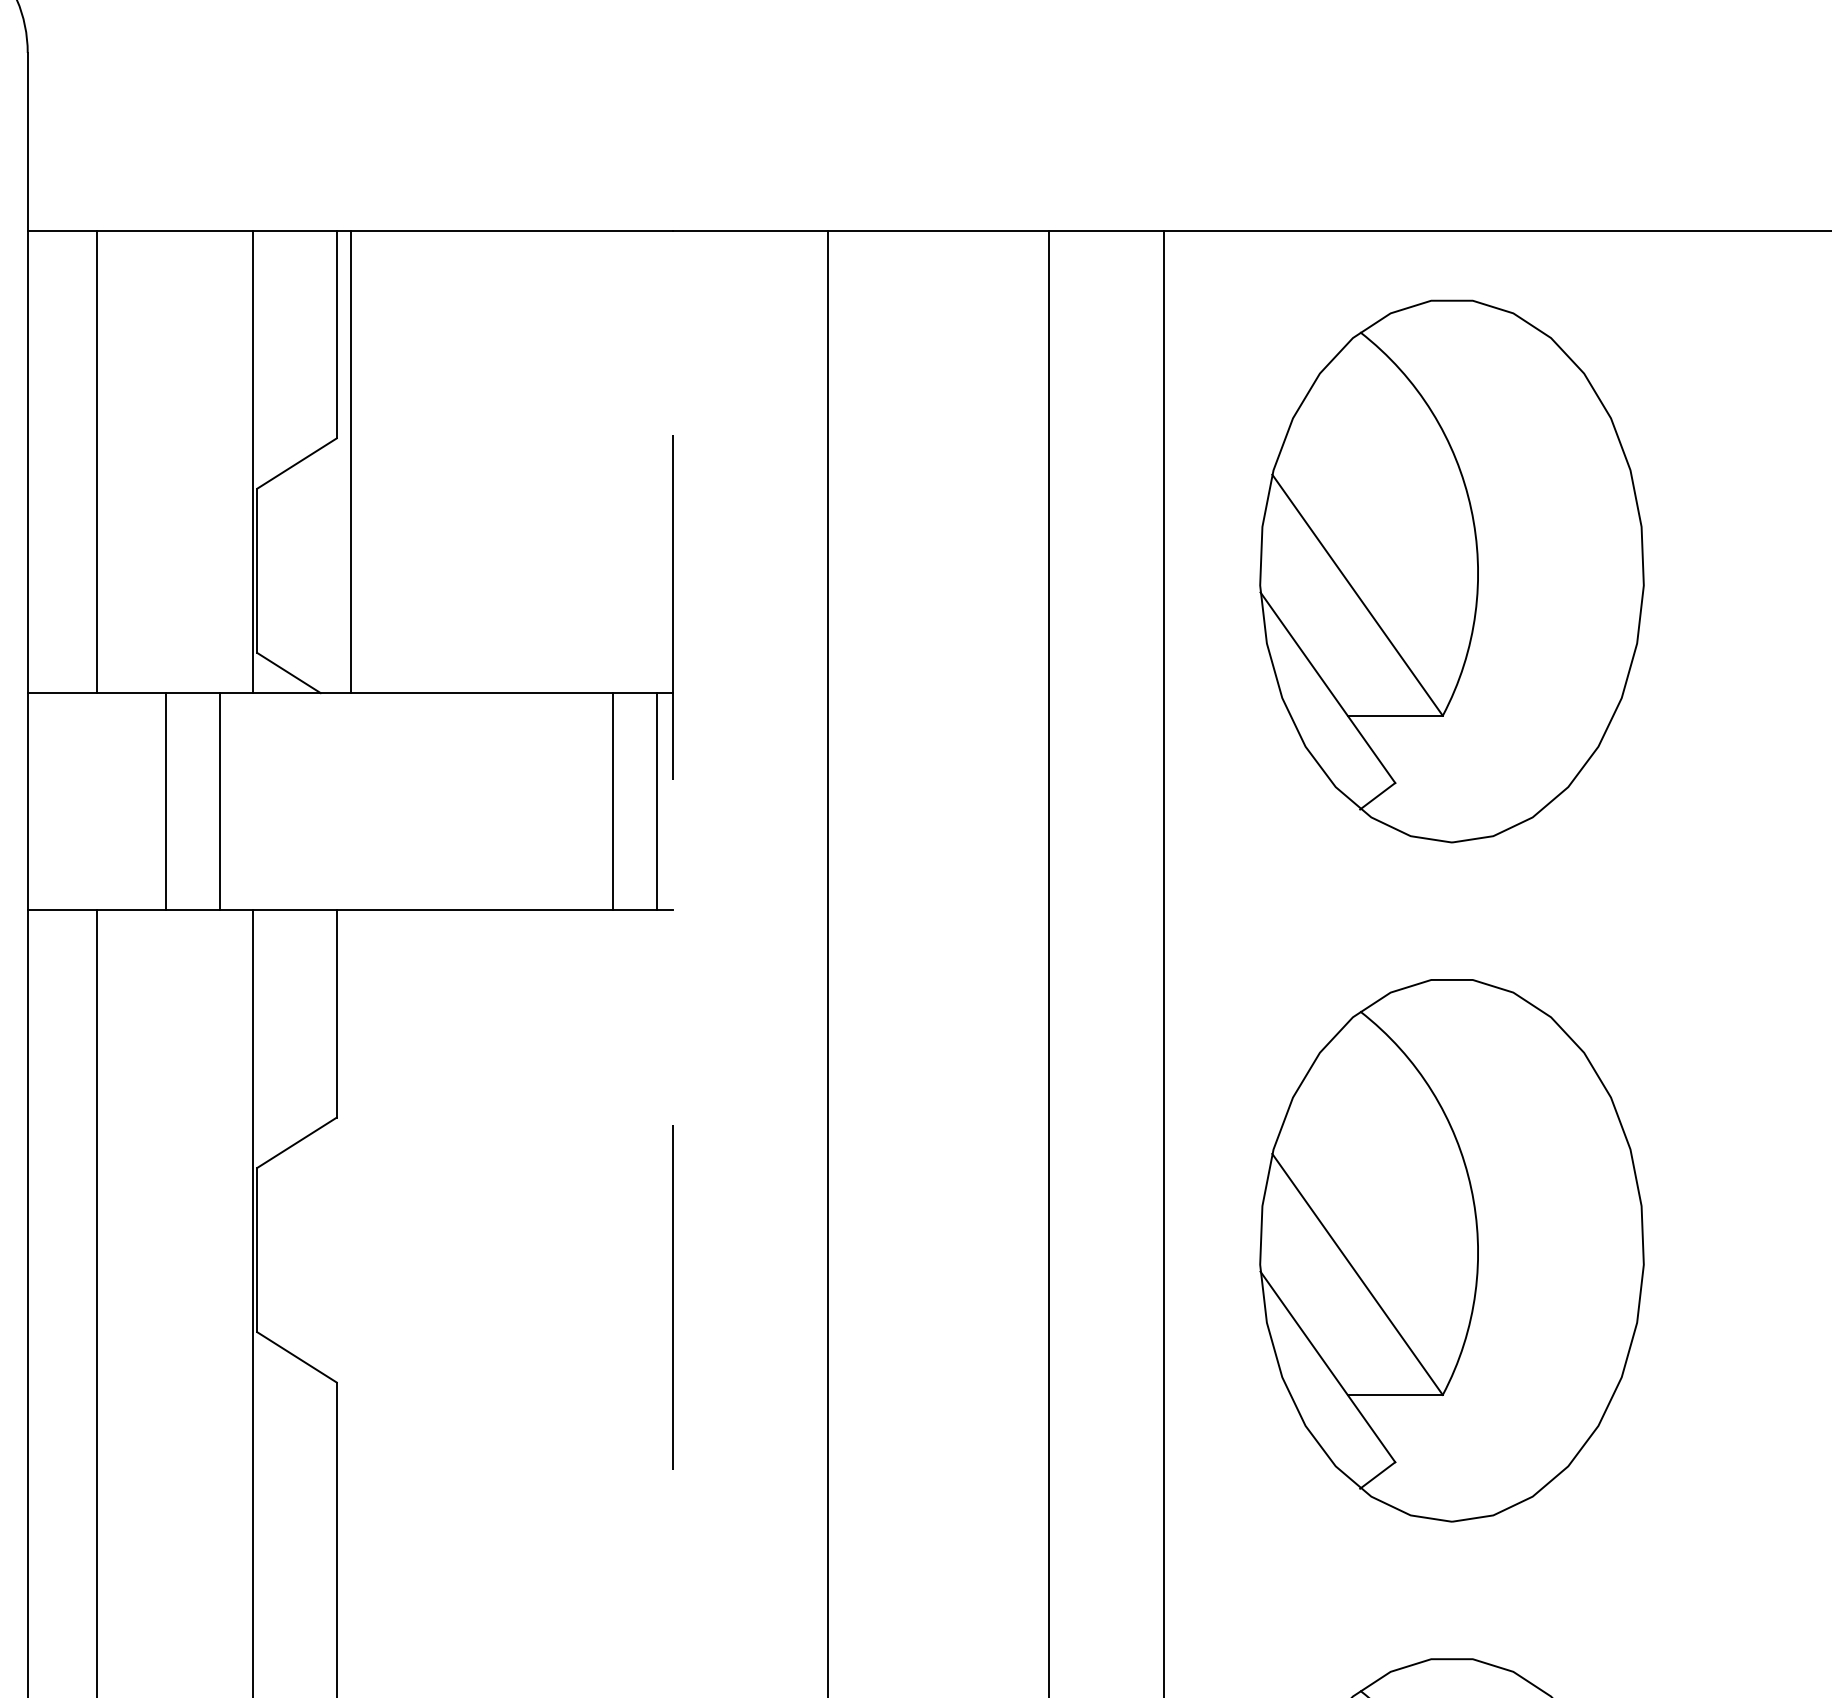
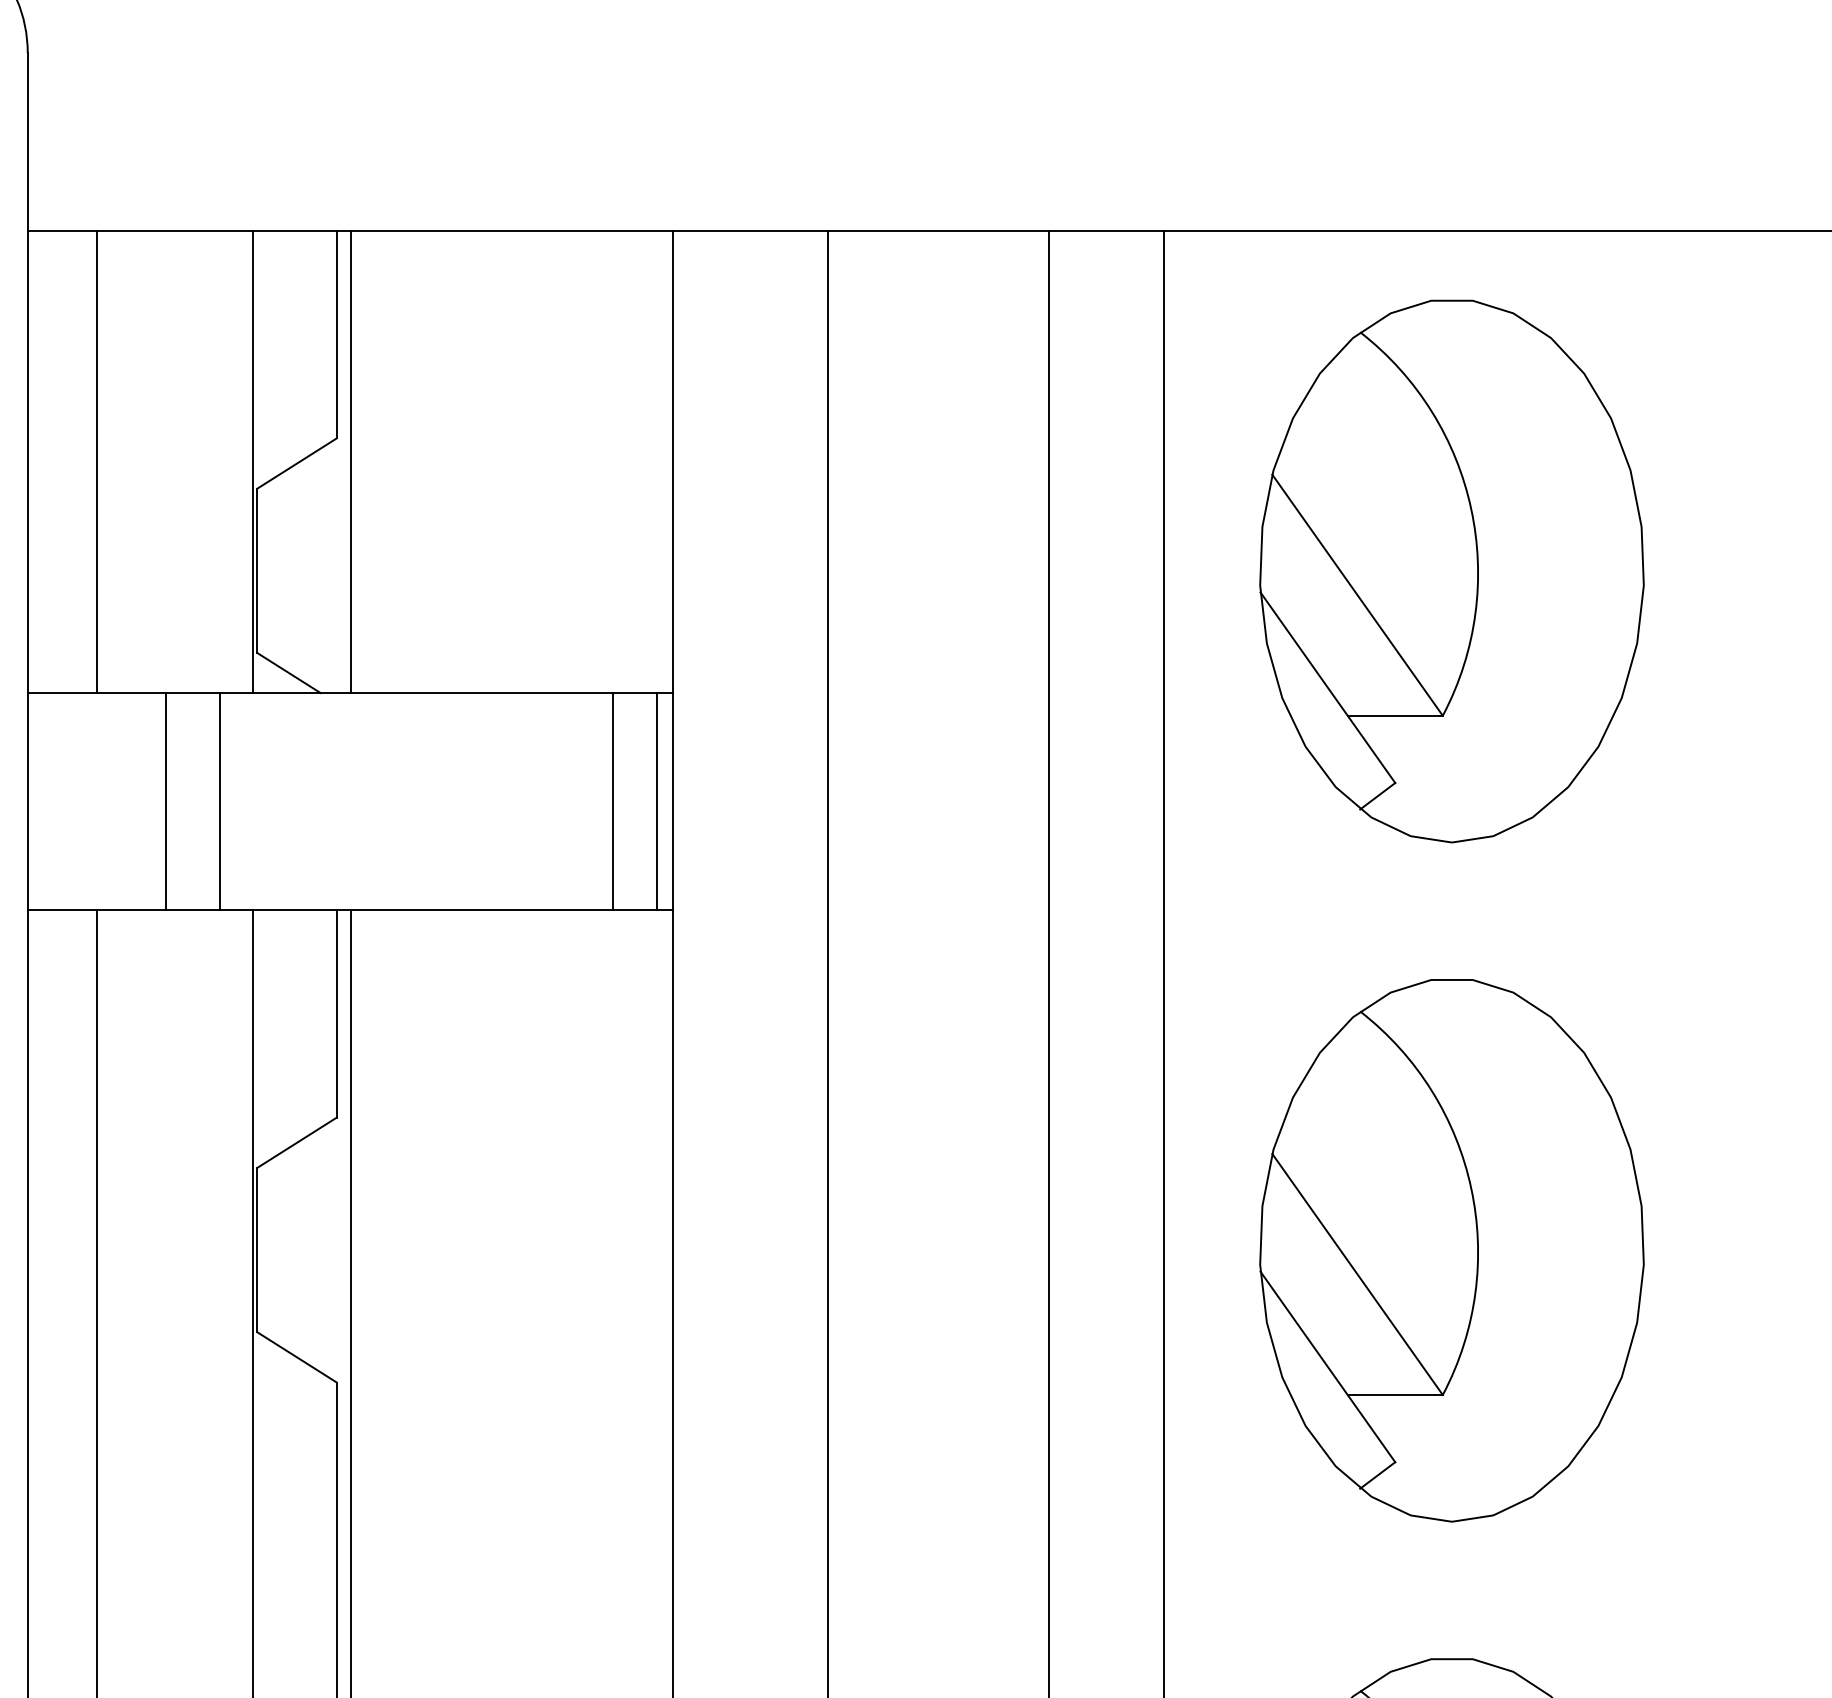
line: dashed -> solid (673, 964)
line: none -> present (351, 1302)
